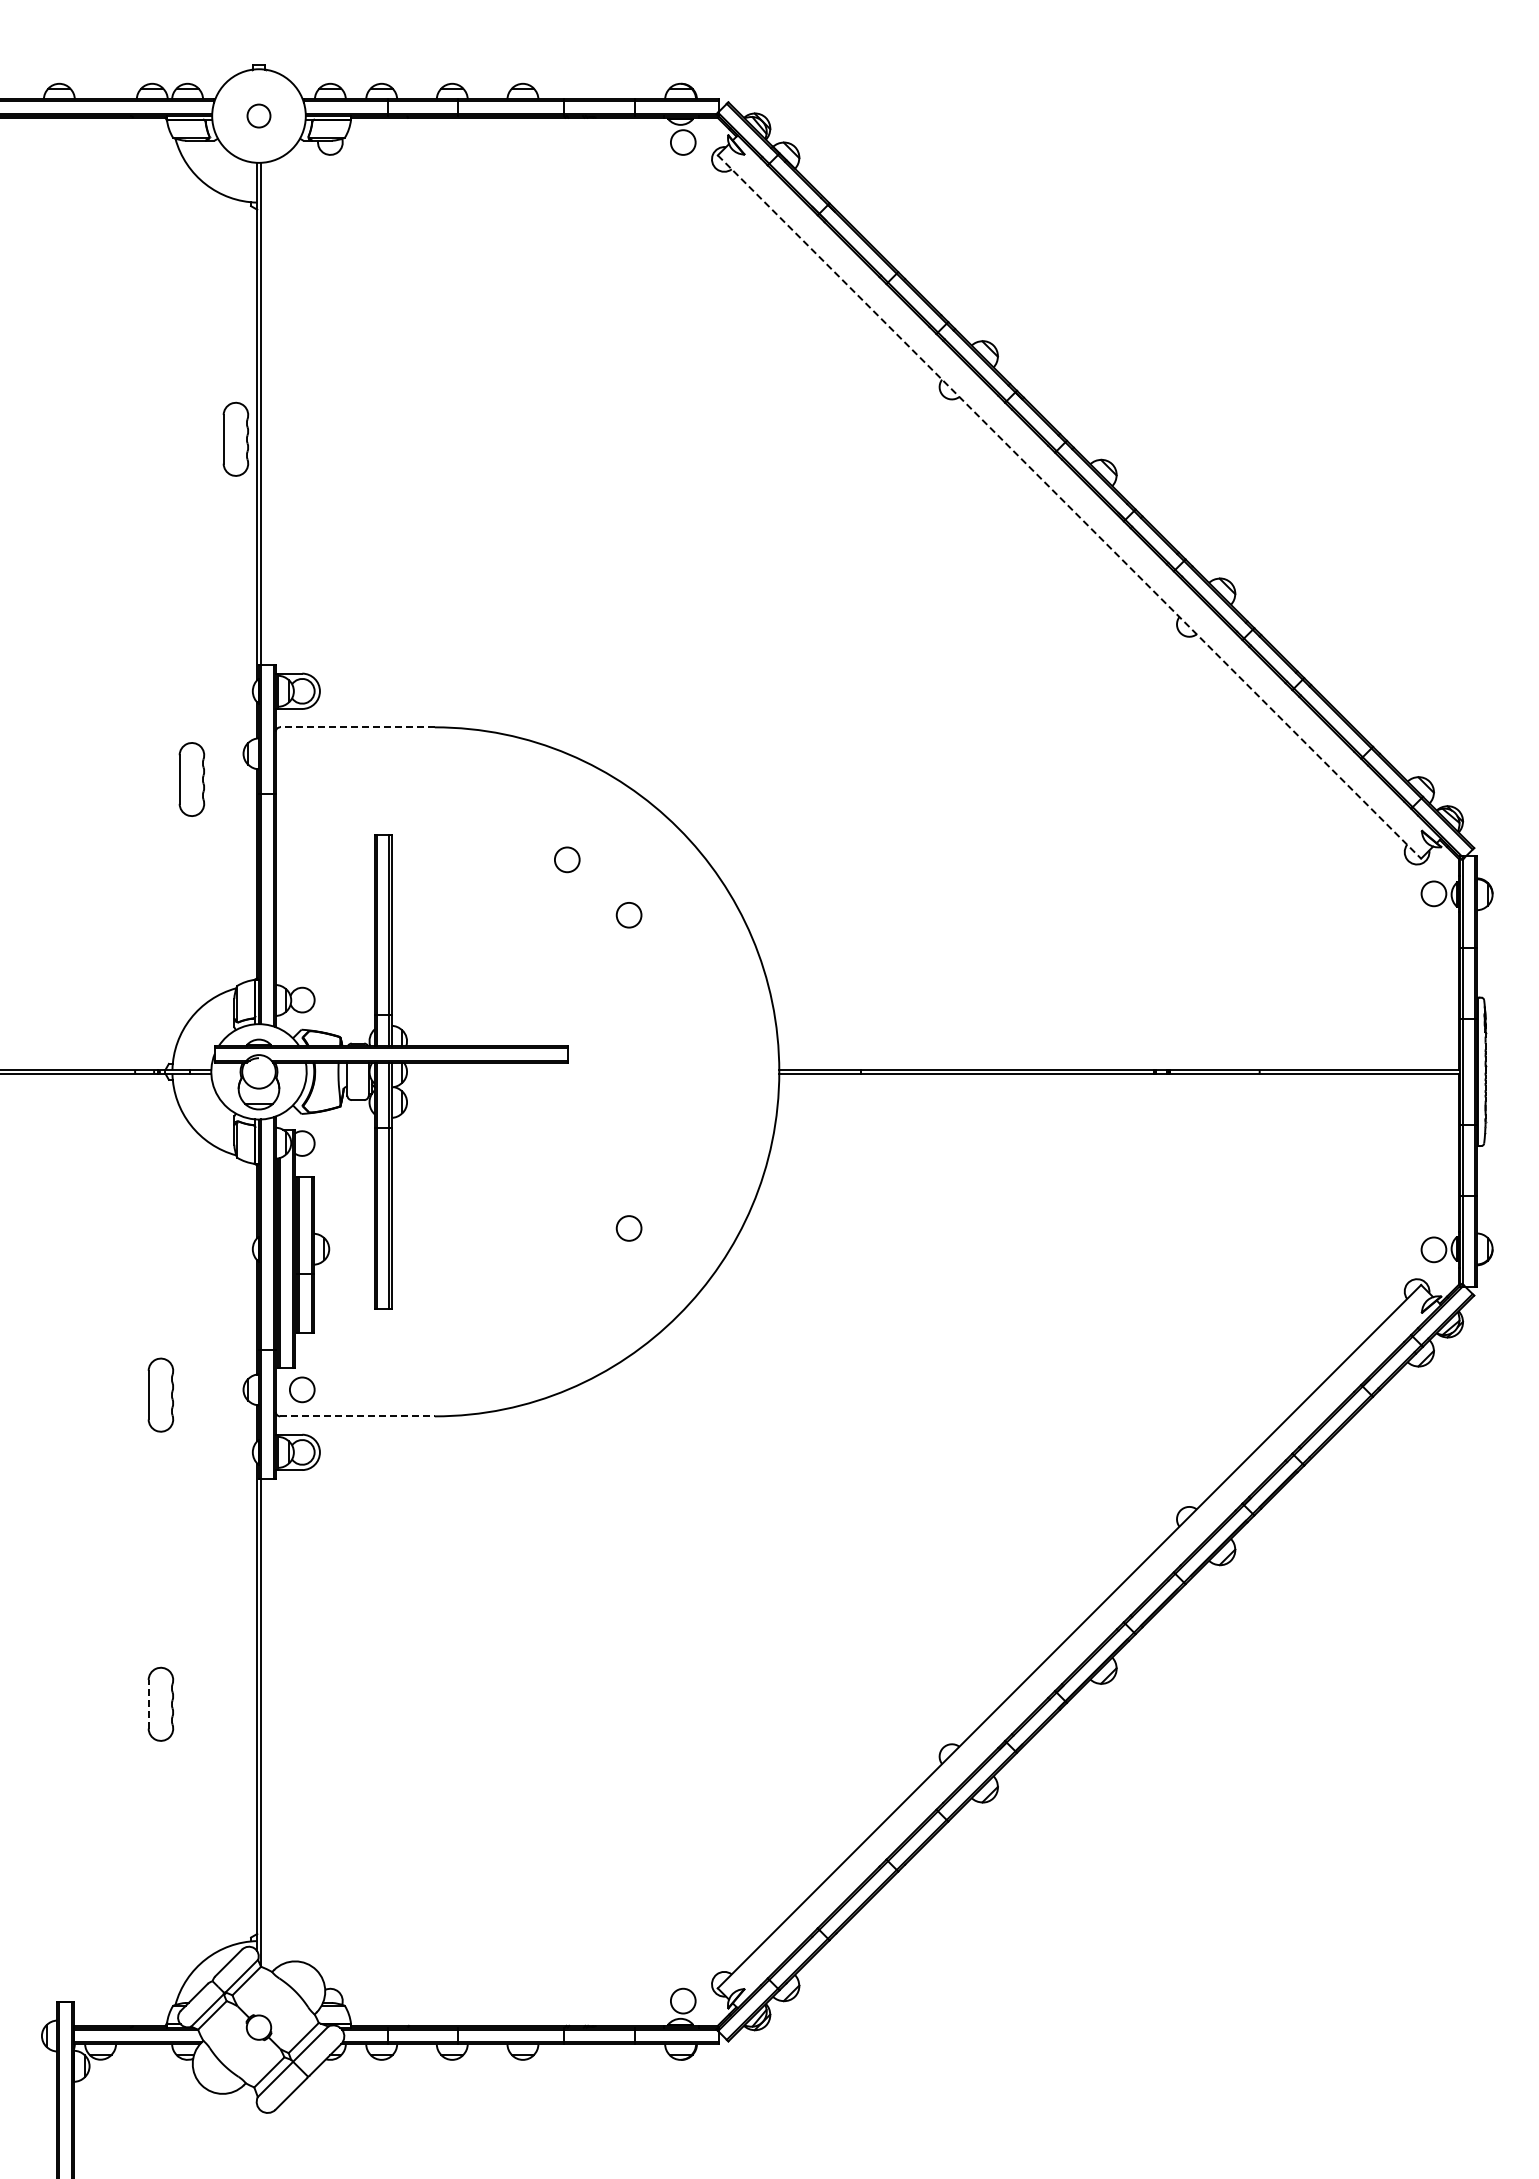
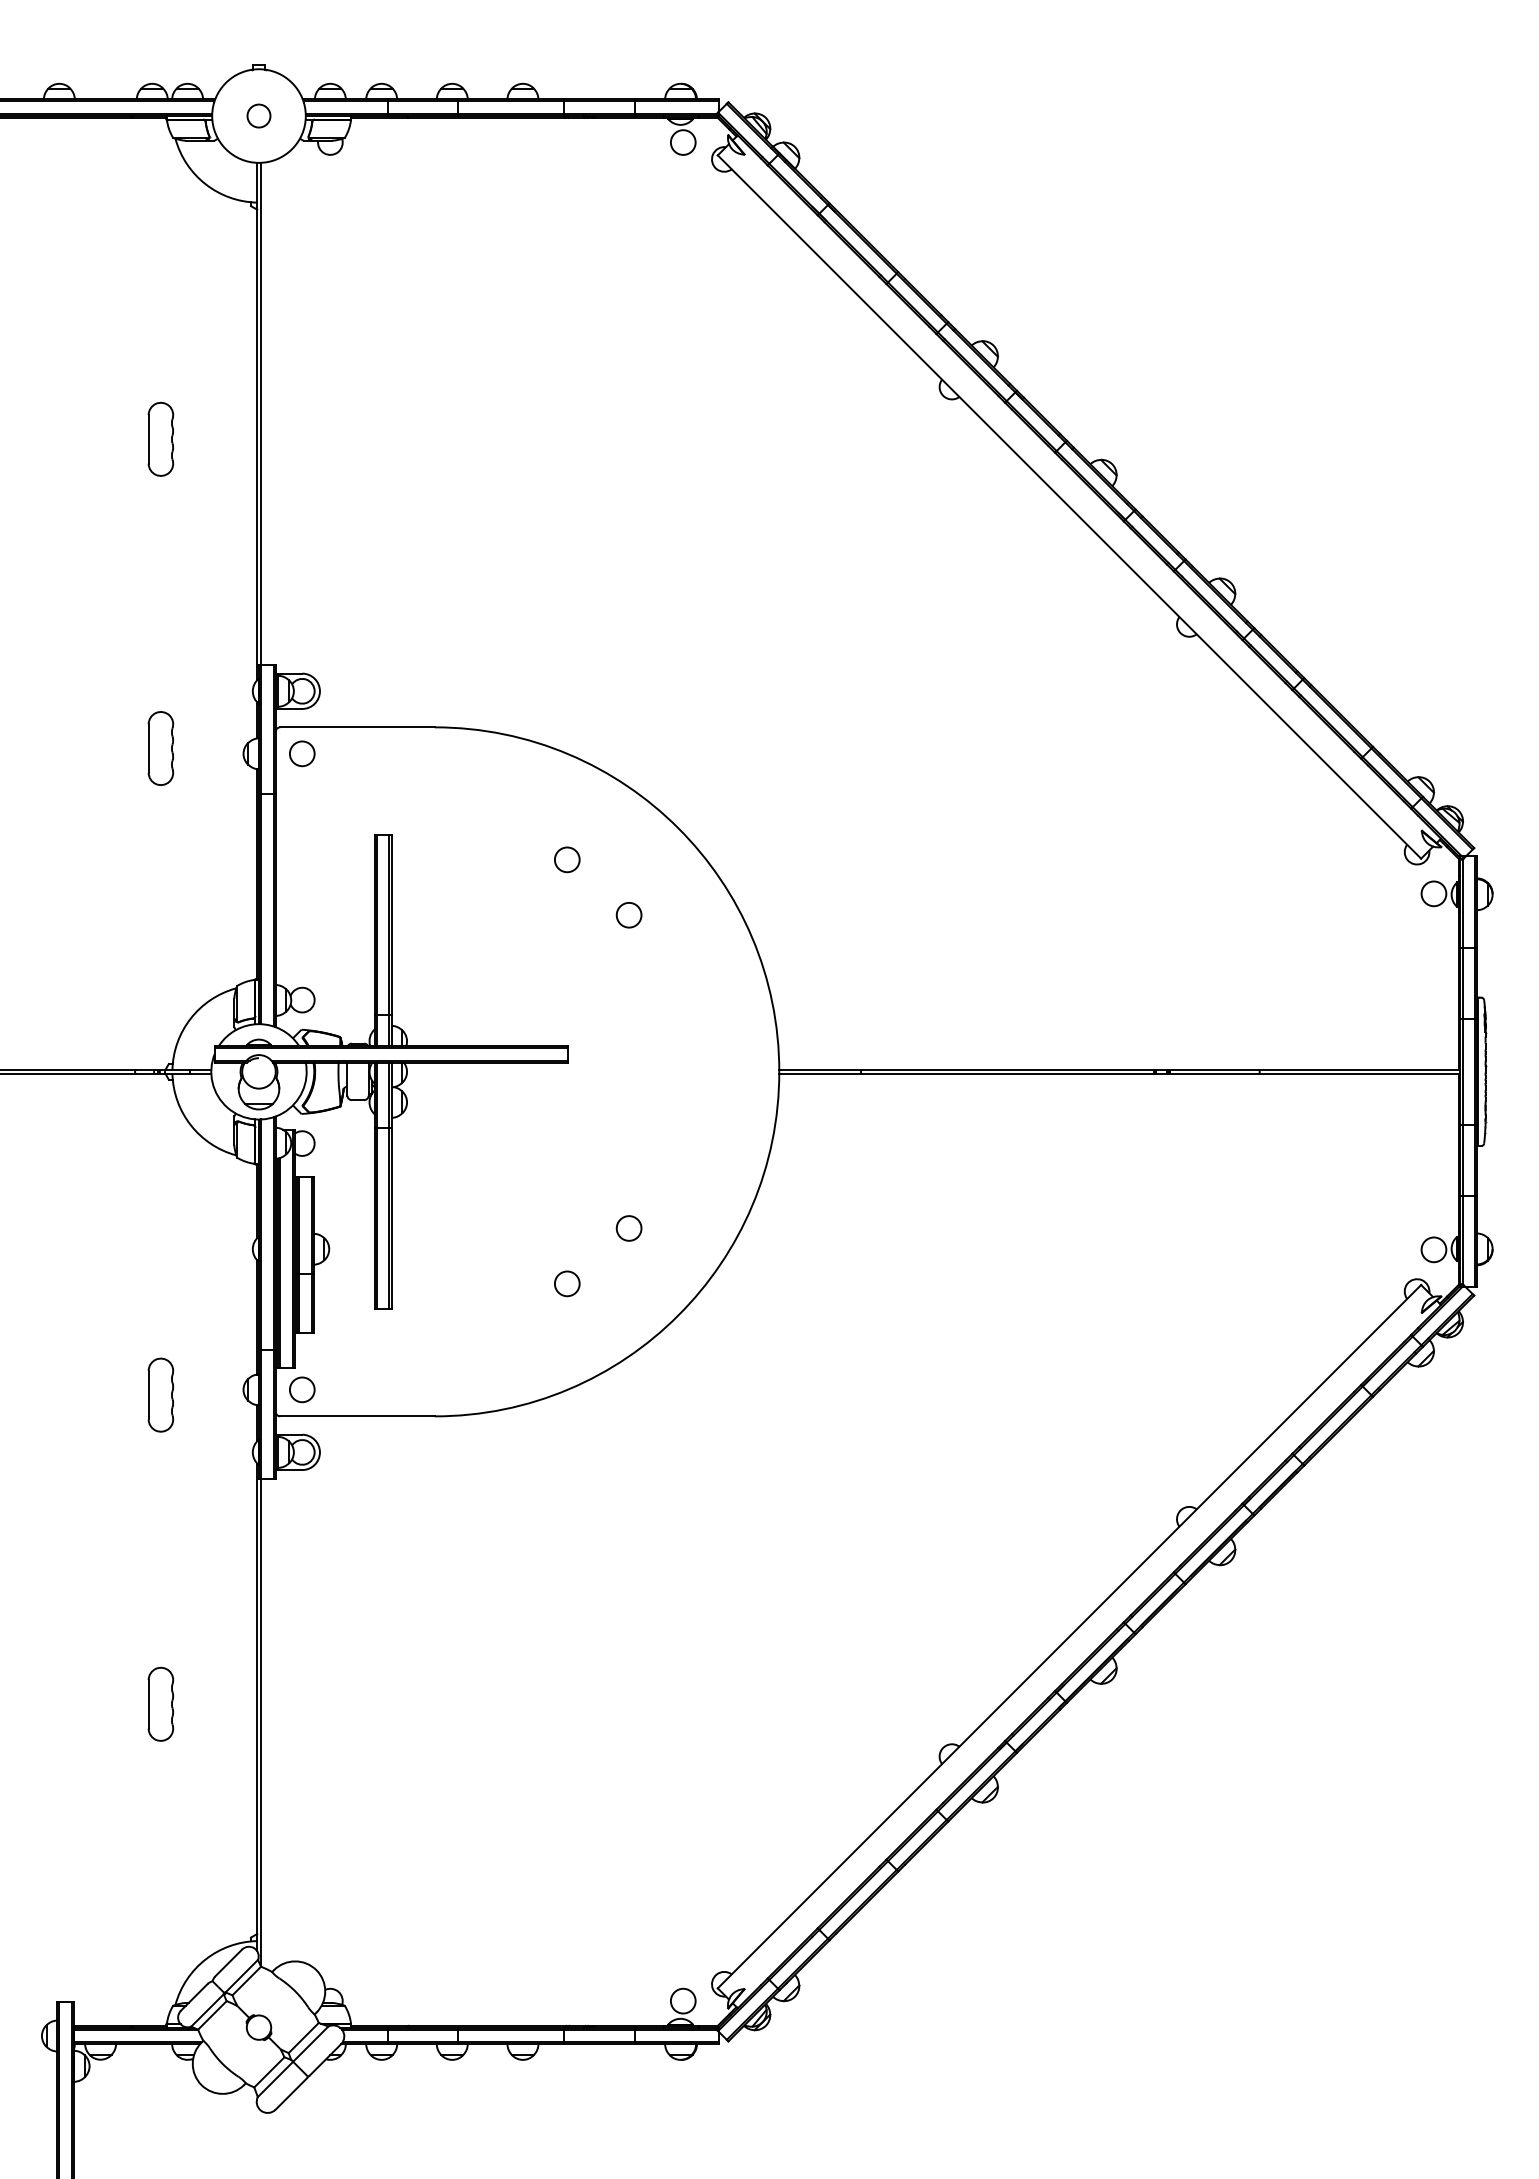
part position: (235, 438) -> (160, 438) (160, 438)
line: dashed -> solid (1069, 507)
line: dashed -> solid (357, 727)
circle: none -> present (302, 753)
part position: (191, 779) -> (160, 748) (160, 748)
circle: none -> present (567, 1283)
line: dashed -> solid (358, 1416)
line: dashed -> solid (148, 1703)
